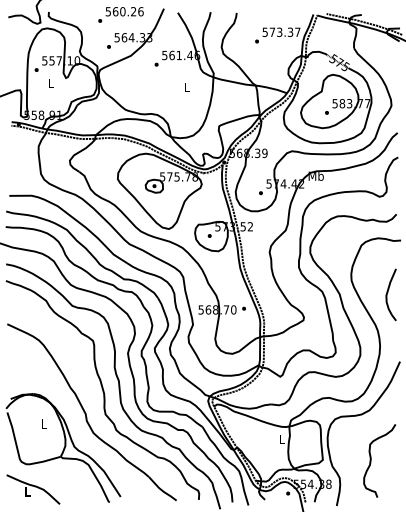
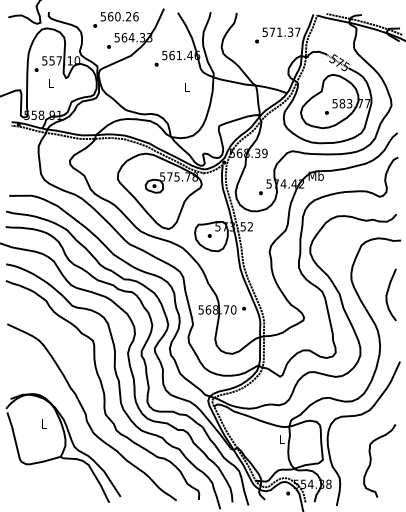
text position: (120, 14) -> (115, 19) (115, 19)
text: 573.37 -> 571.37 (279, 31)
part: present -> none (33, 489)
